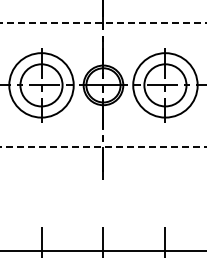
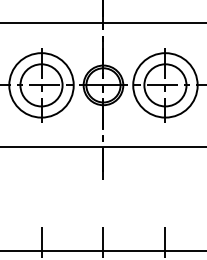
line: dashed -> solid (103, 23)
line: dashed -> solid (103, 147)
